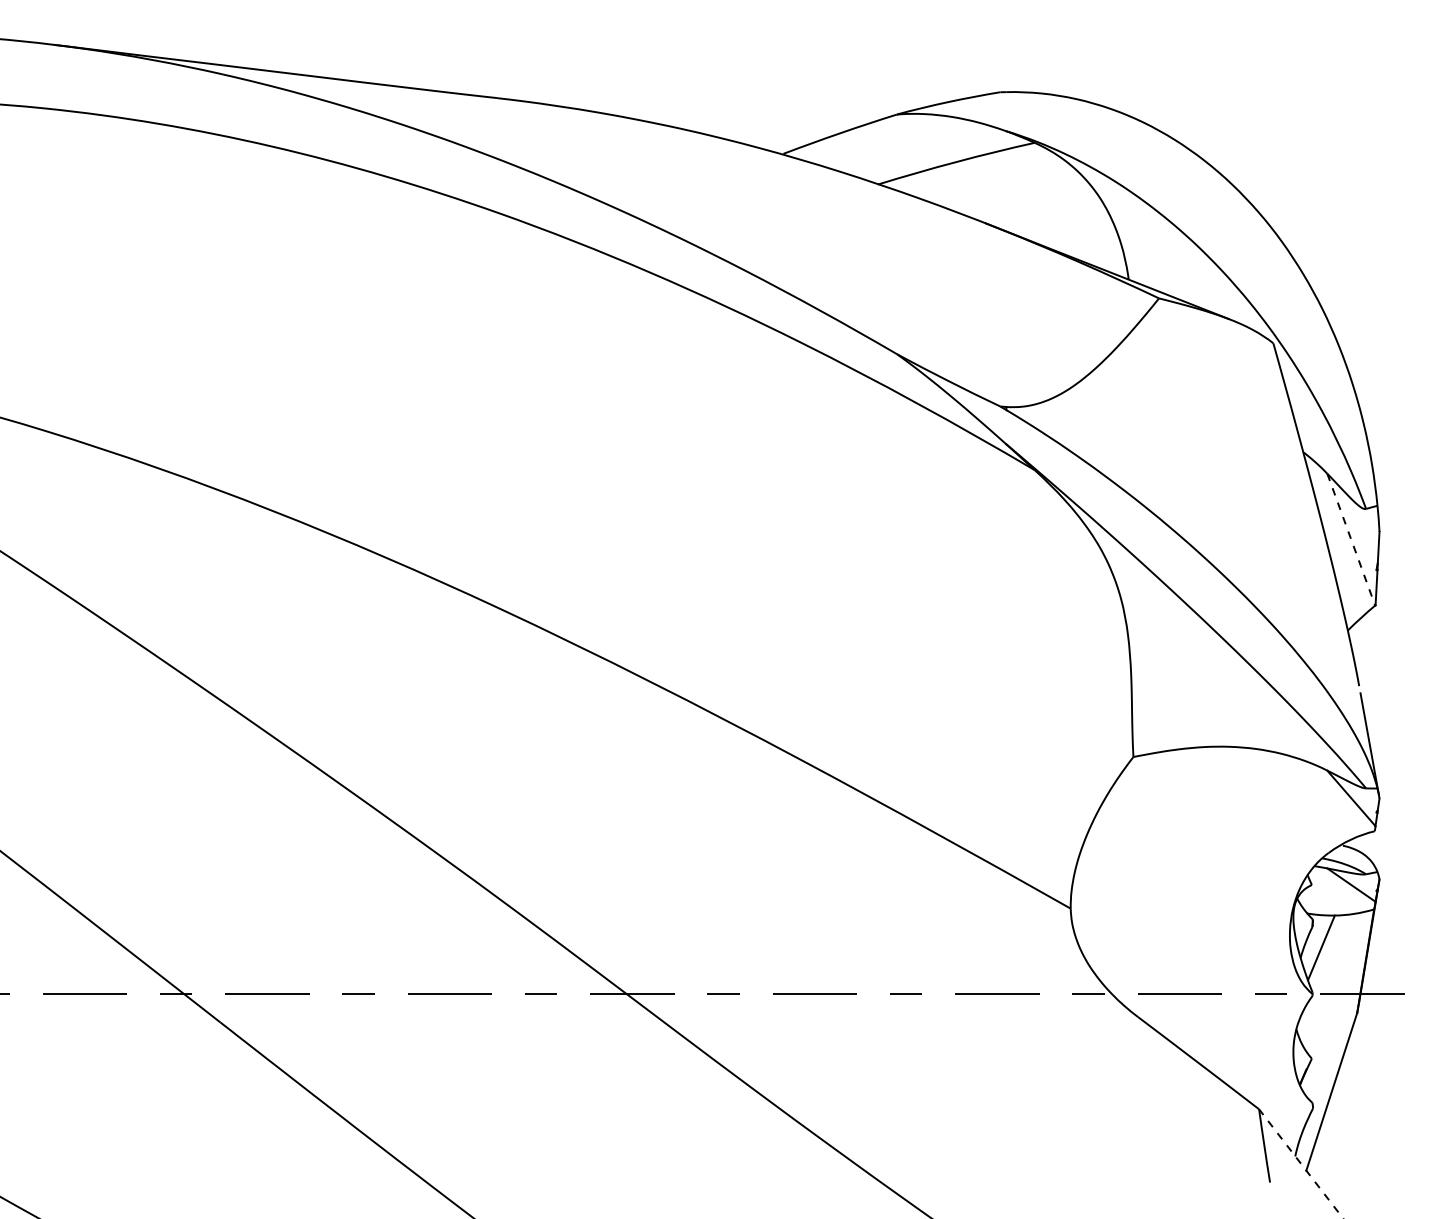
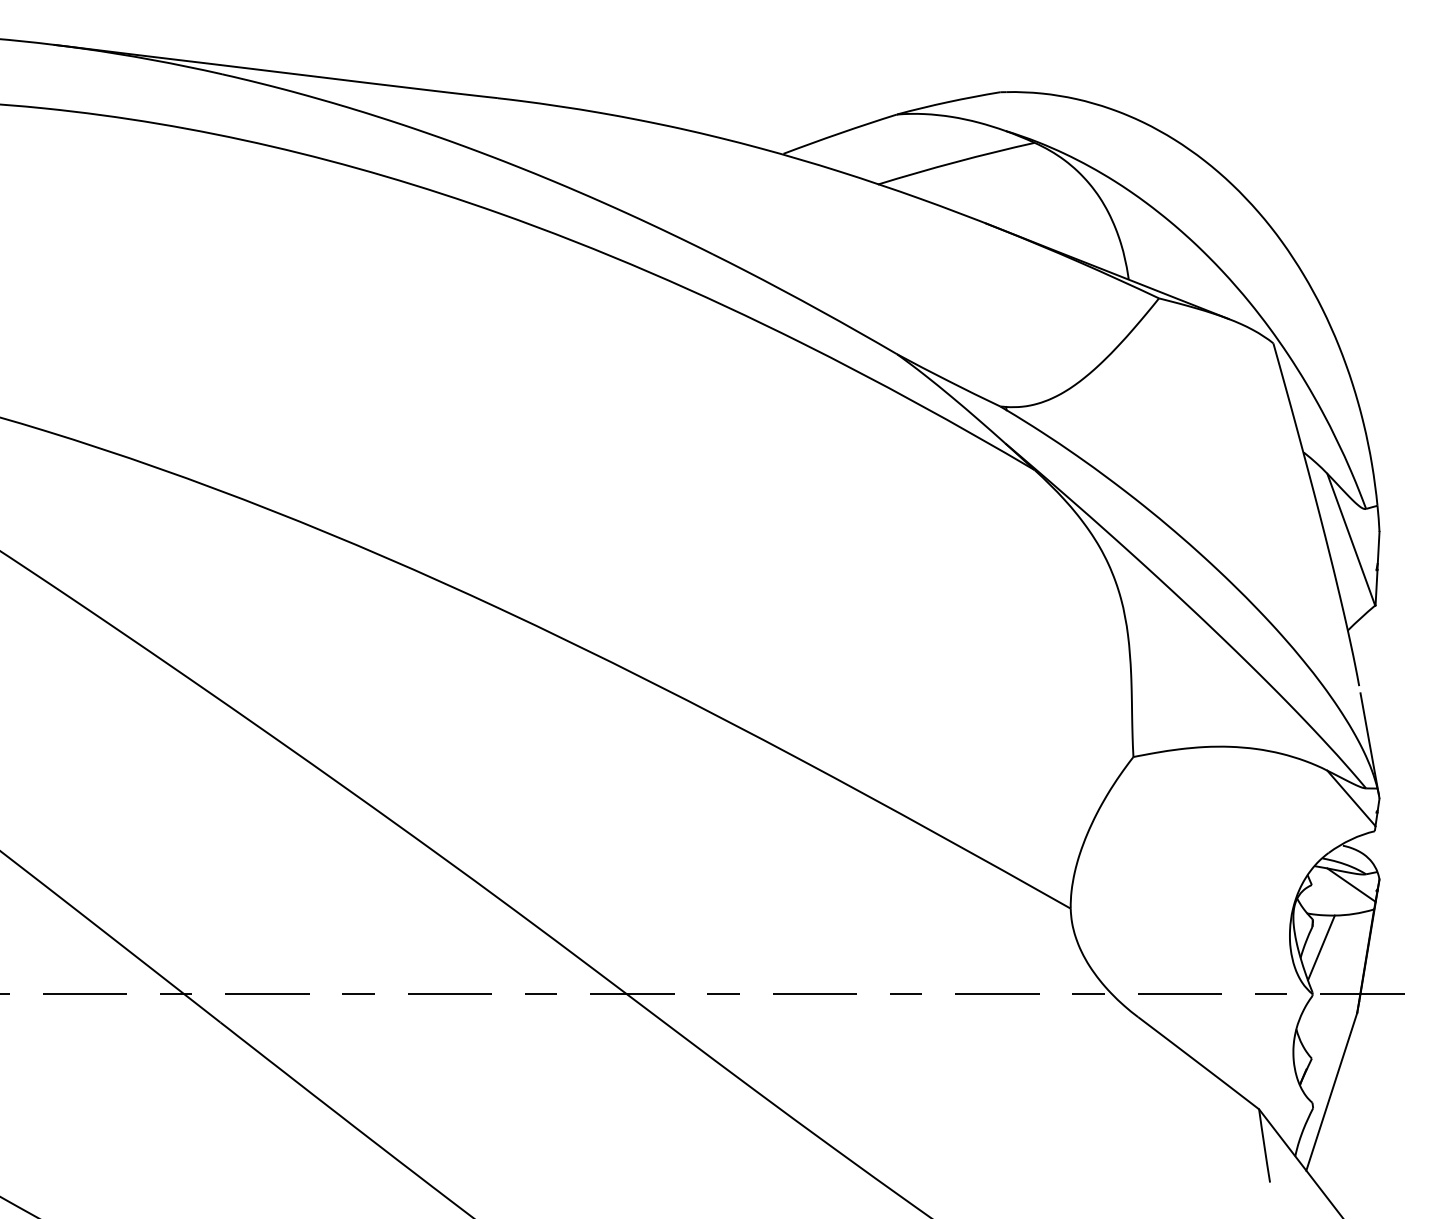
line: dashed -> solid (1351, 540)
line: dashed -> solid (1301, 1163)
